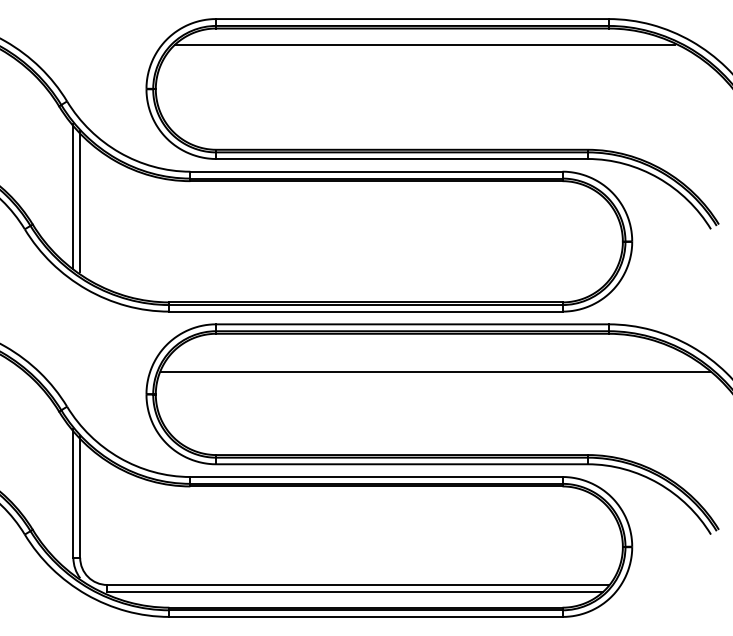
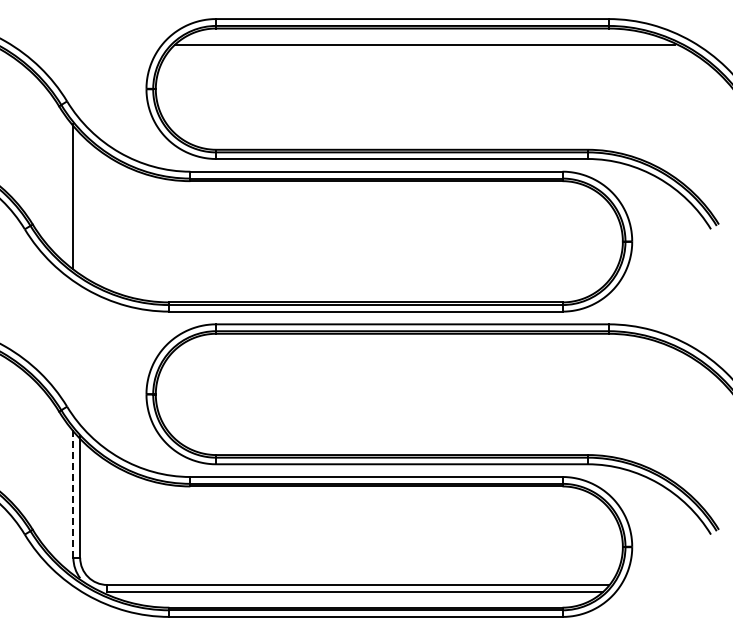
line: present -> none (80, 201)
line: present -> none (435, 371)
line: solid -> dashed (73, 493)
